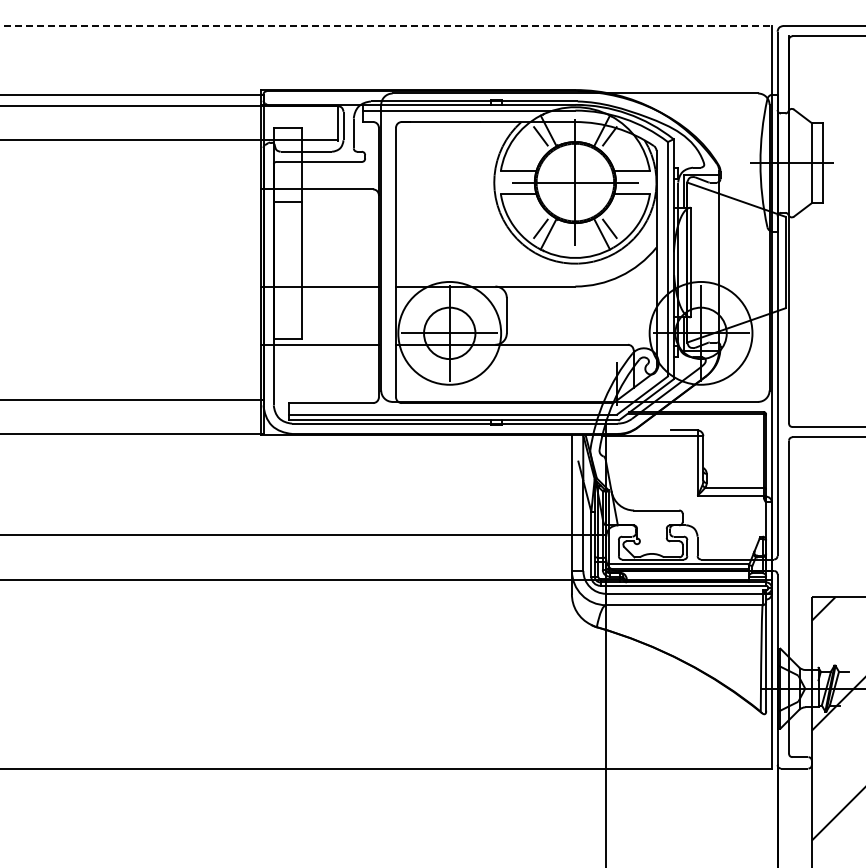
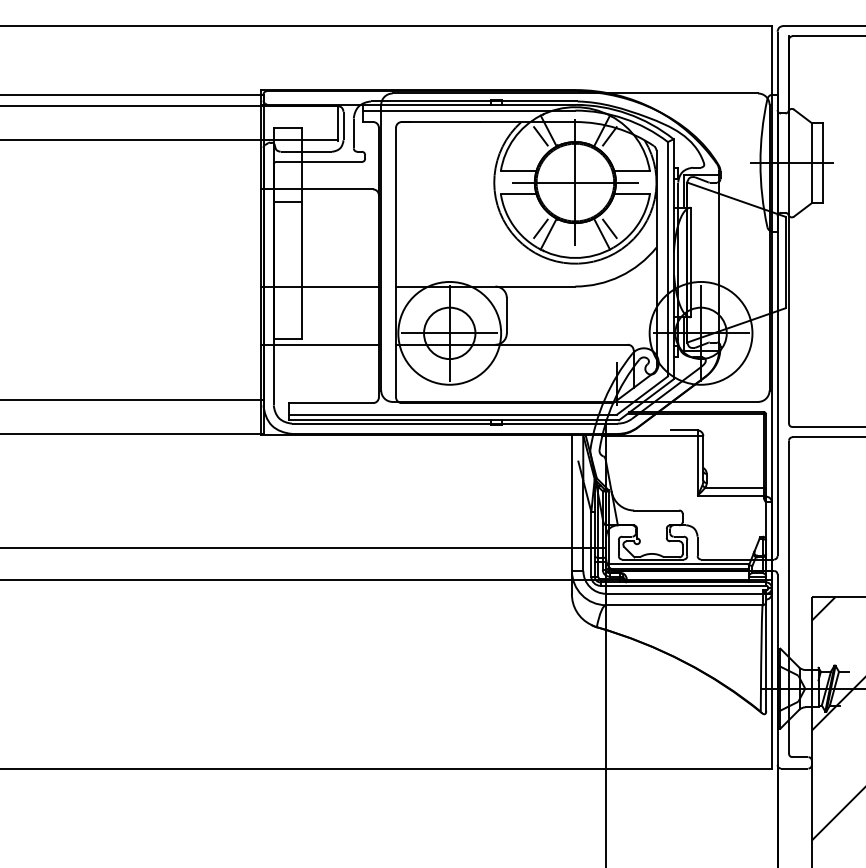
line: dashed -> solid (386, 26)
line position: (304, 535) -> (304, 548) (304, 548)
